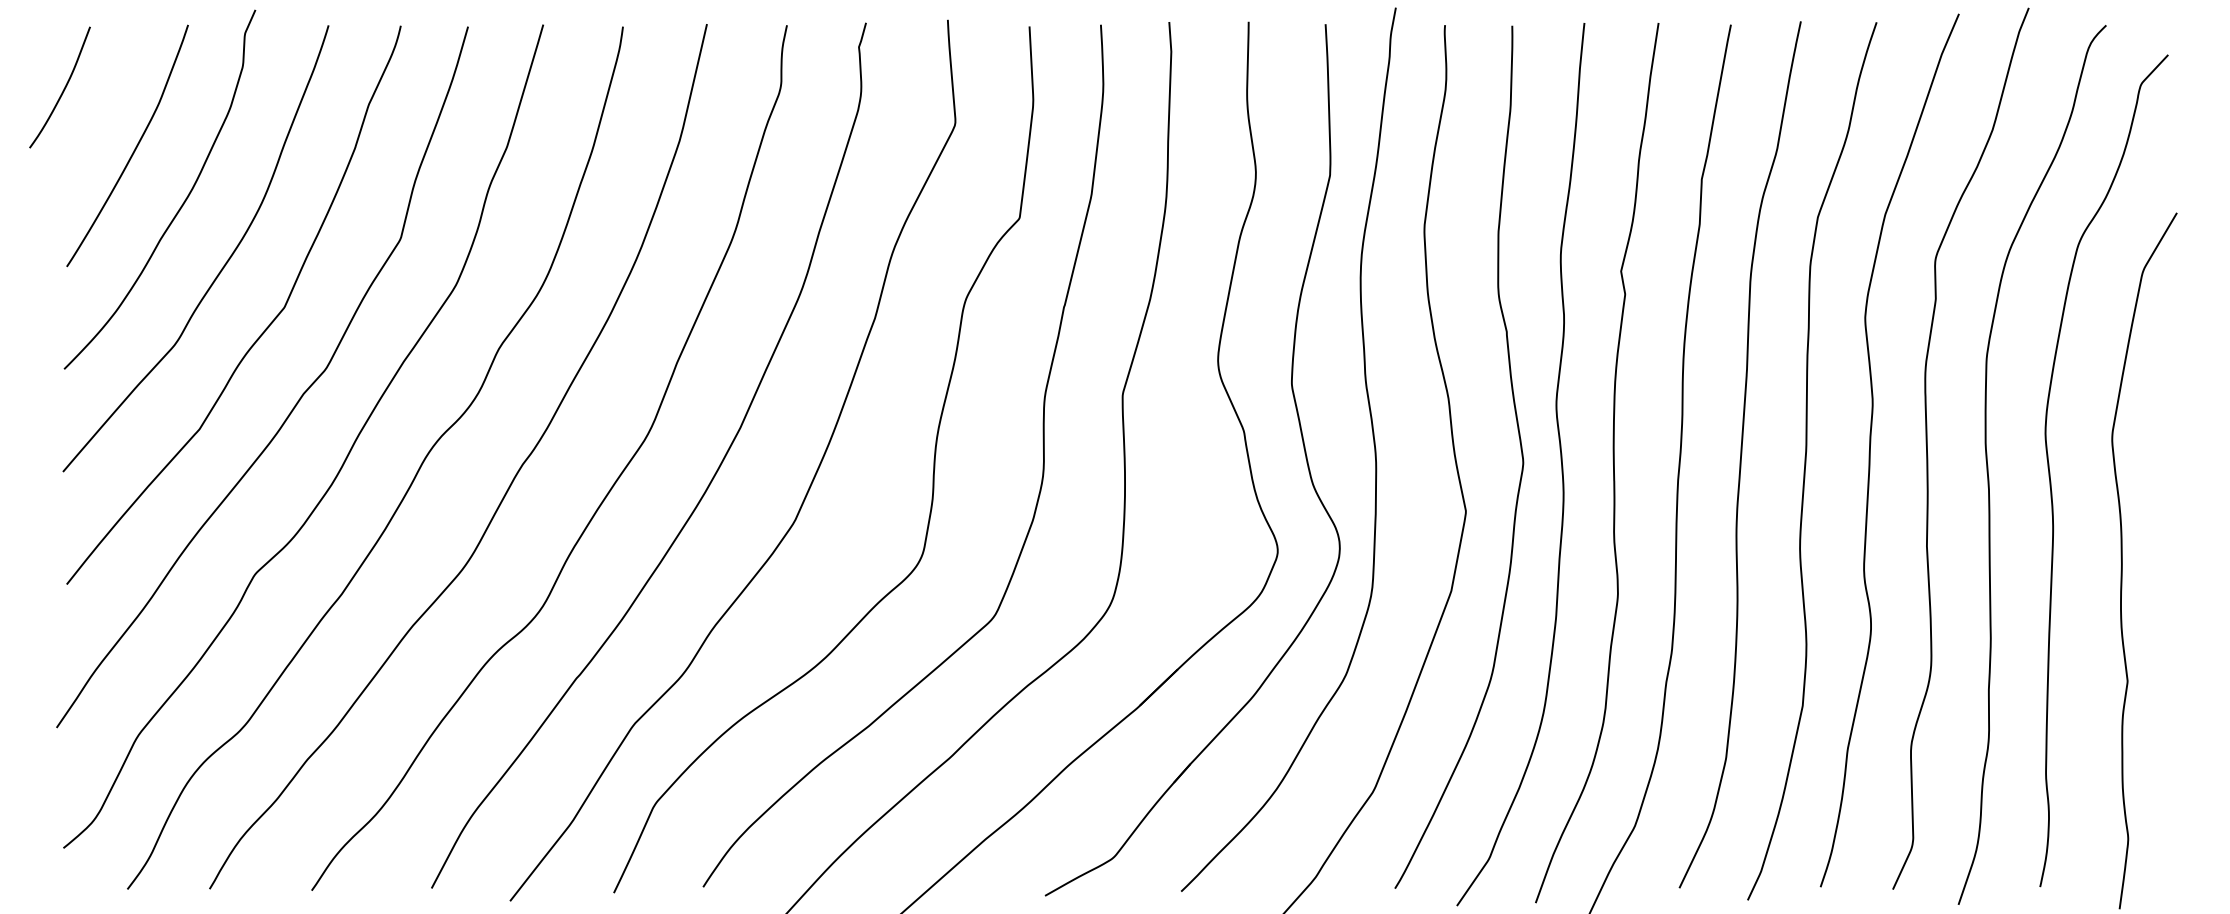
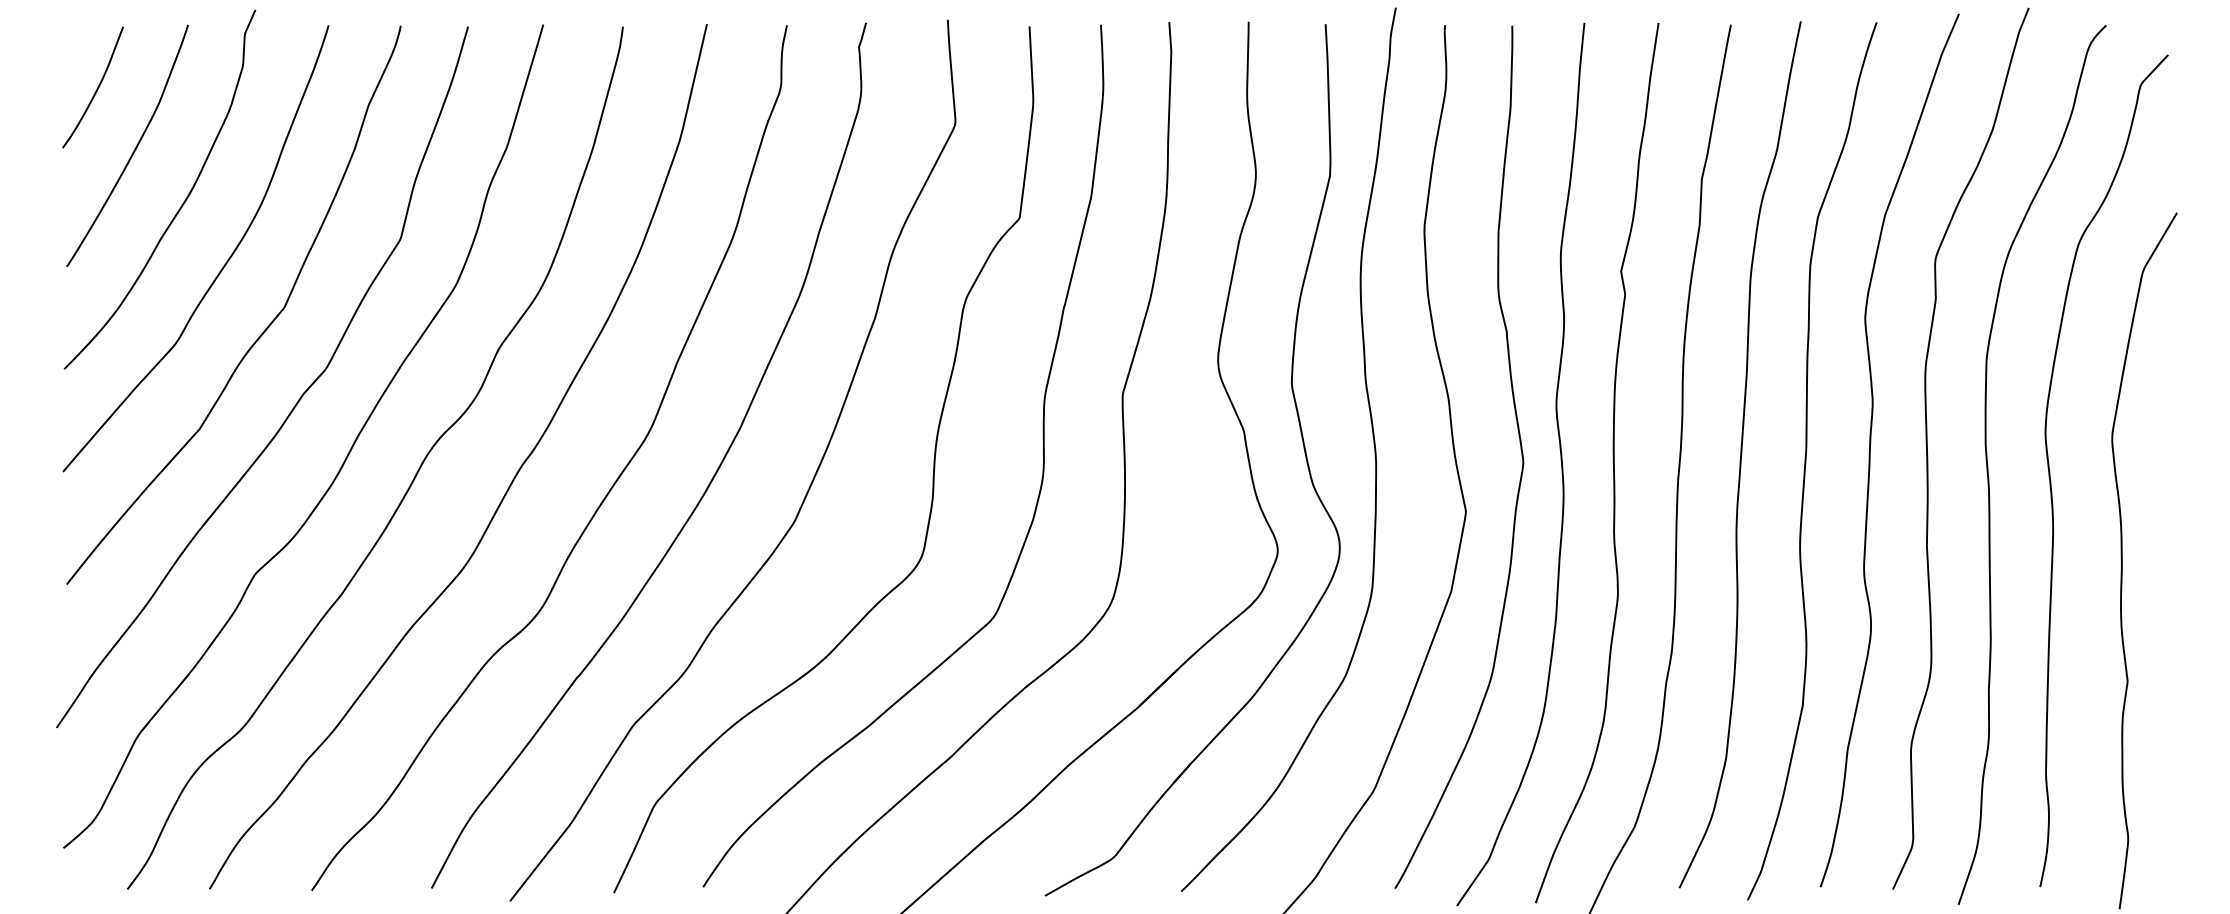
curve position: (63, 88) -> (96, 88) (96, 88)
